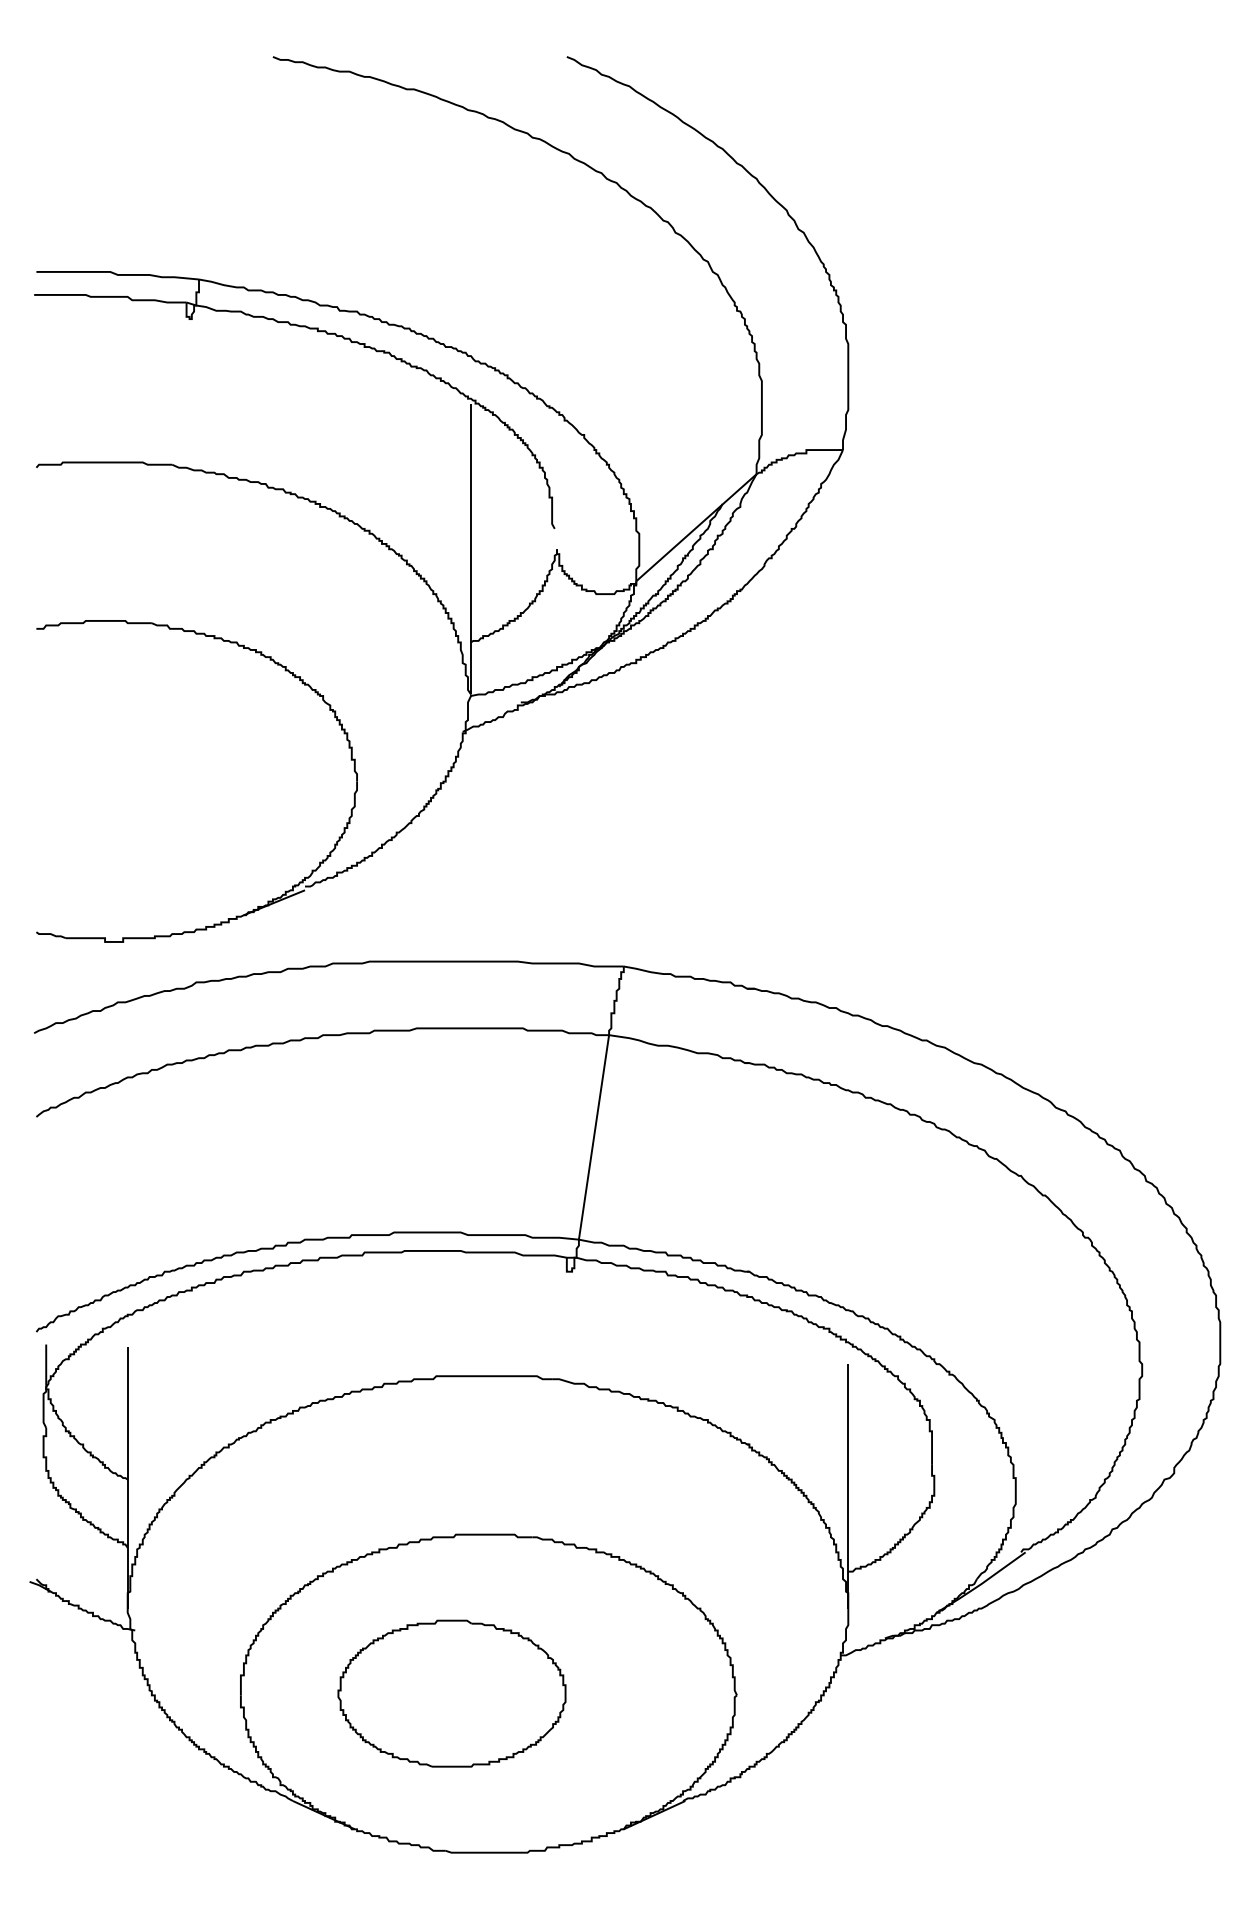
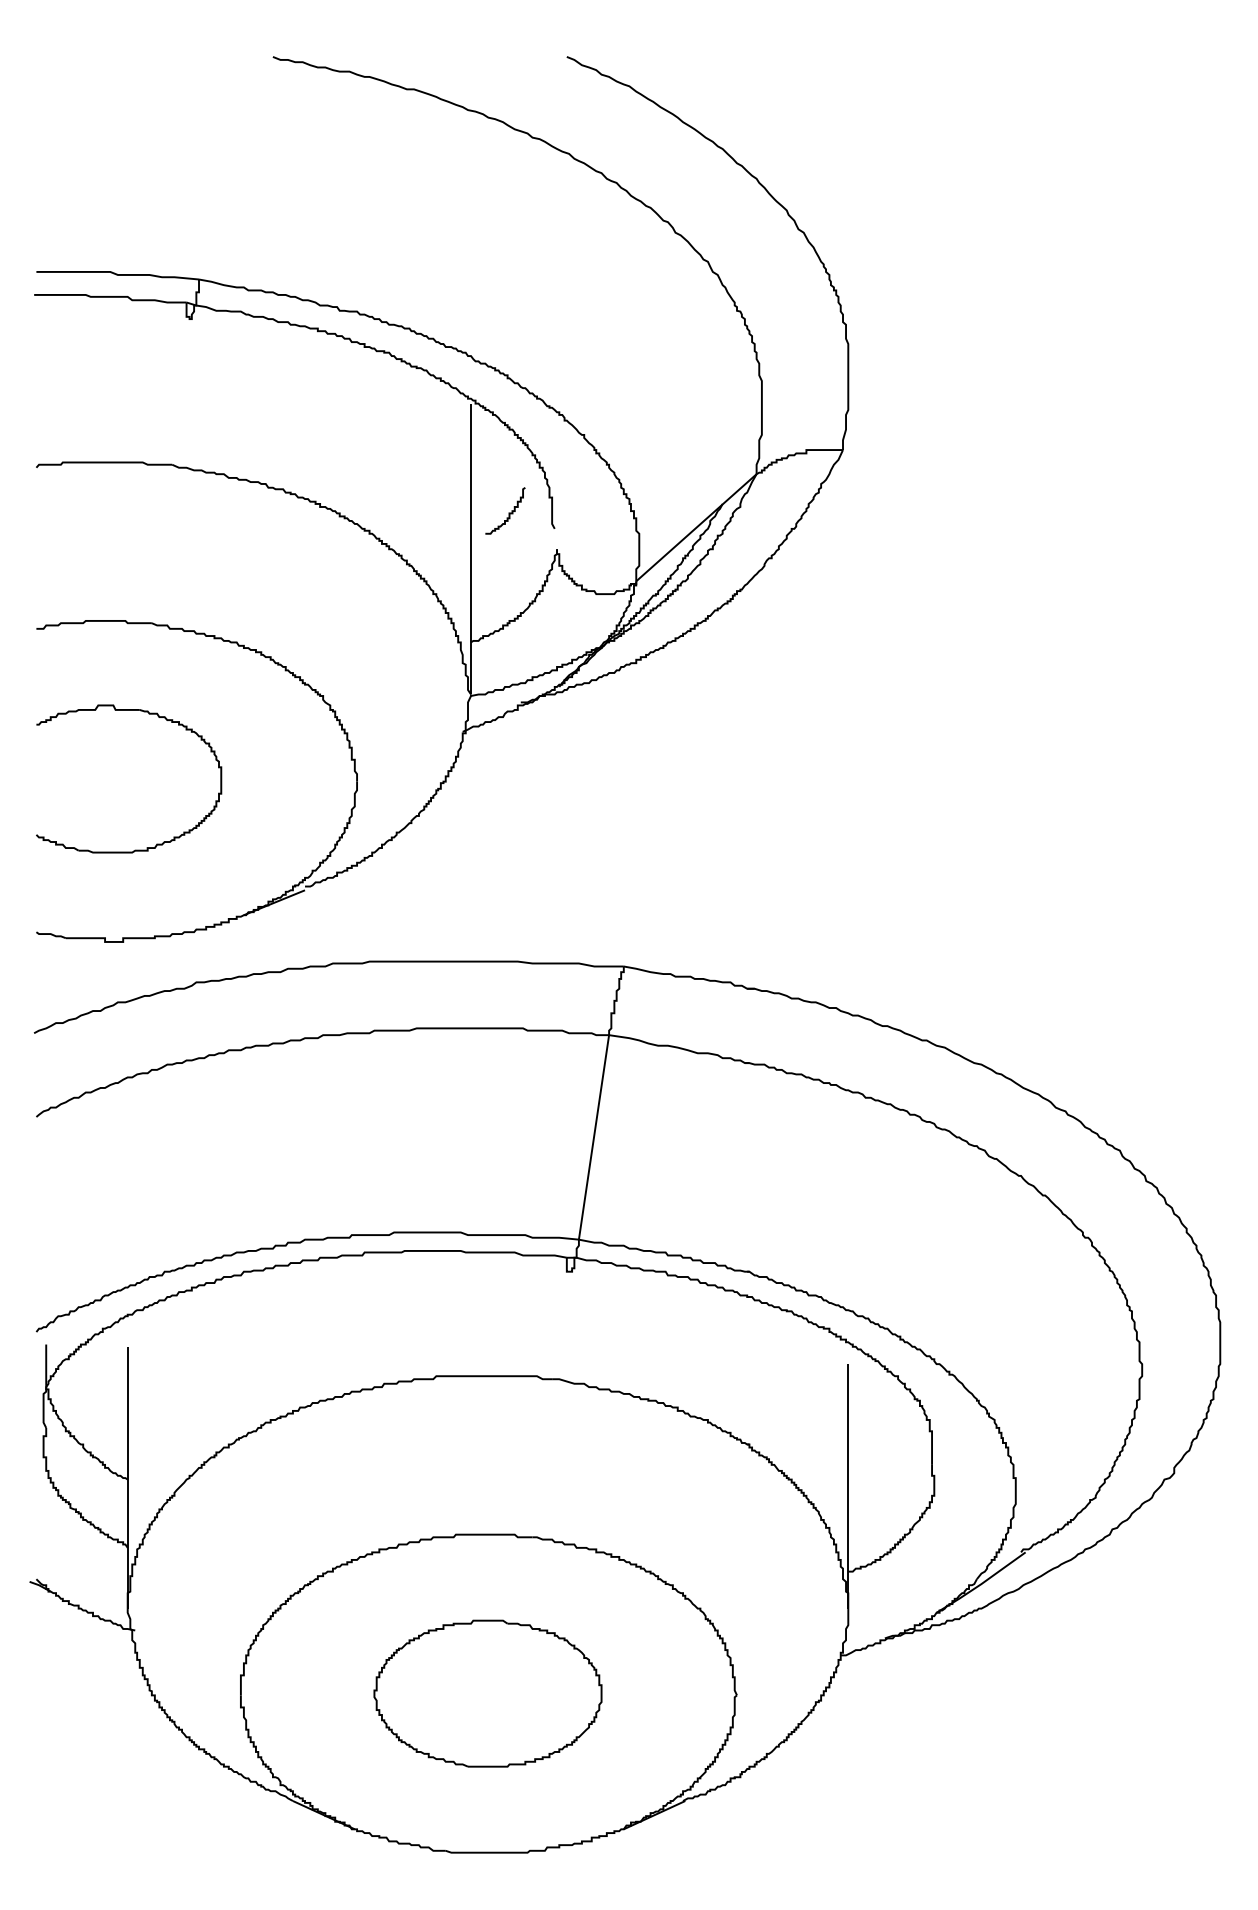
curve: none -> present (508, 512)
part: none -> present (149, 714)
part position: (451, 1693) -> (487, 1693) (487, 1693)
